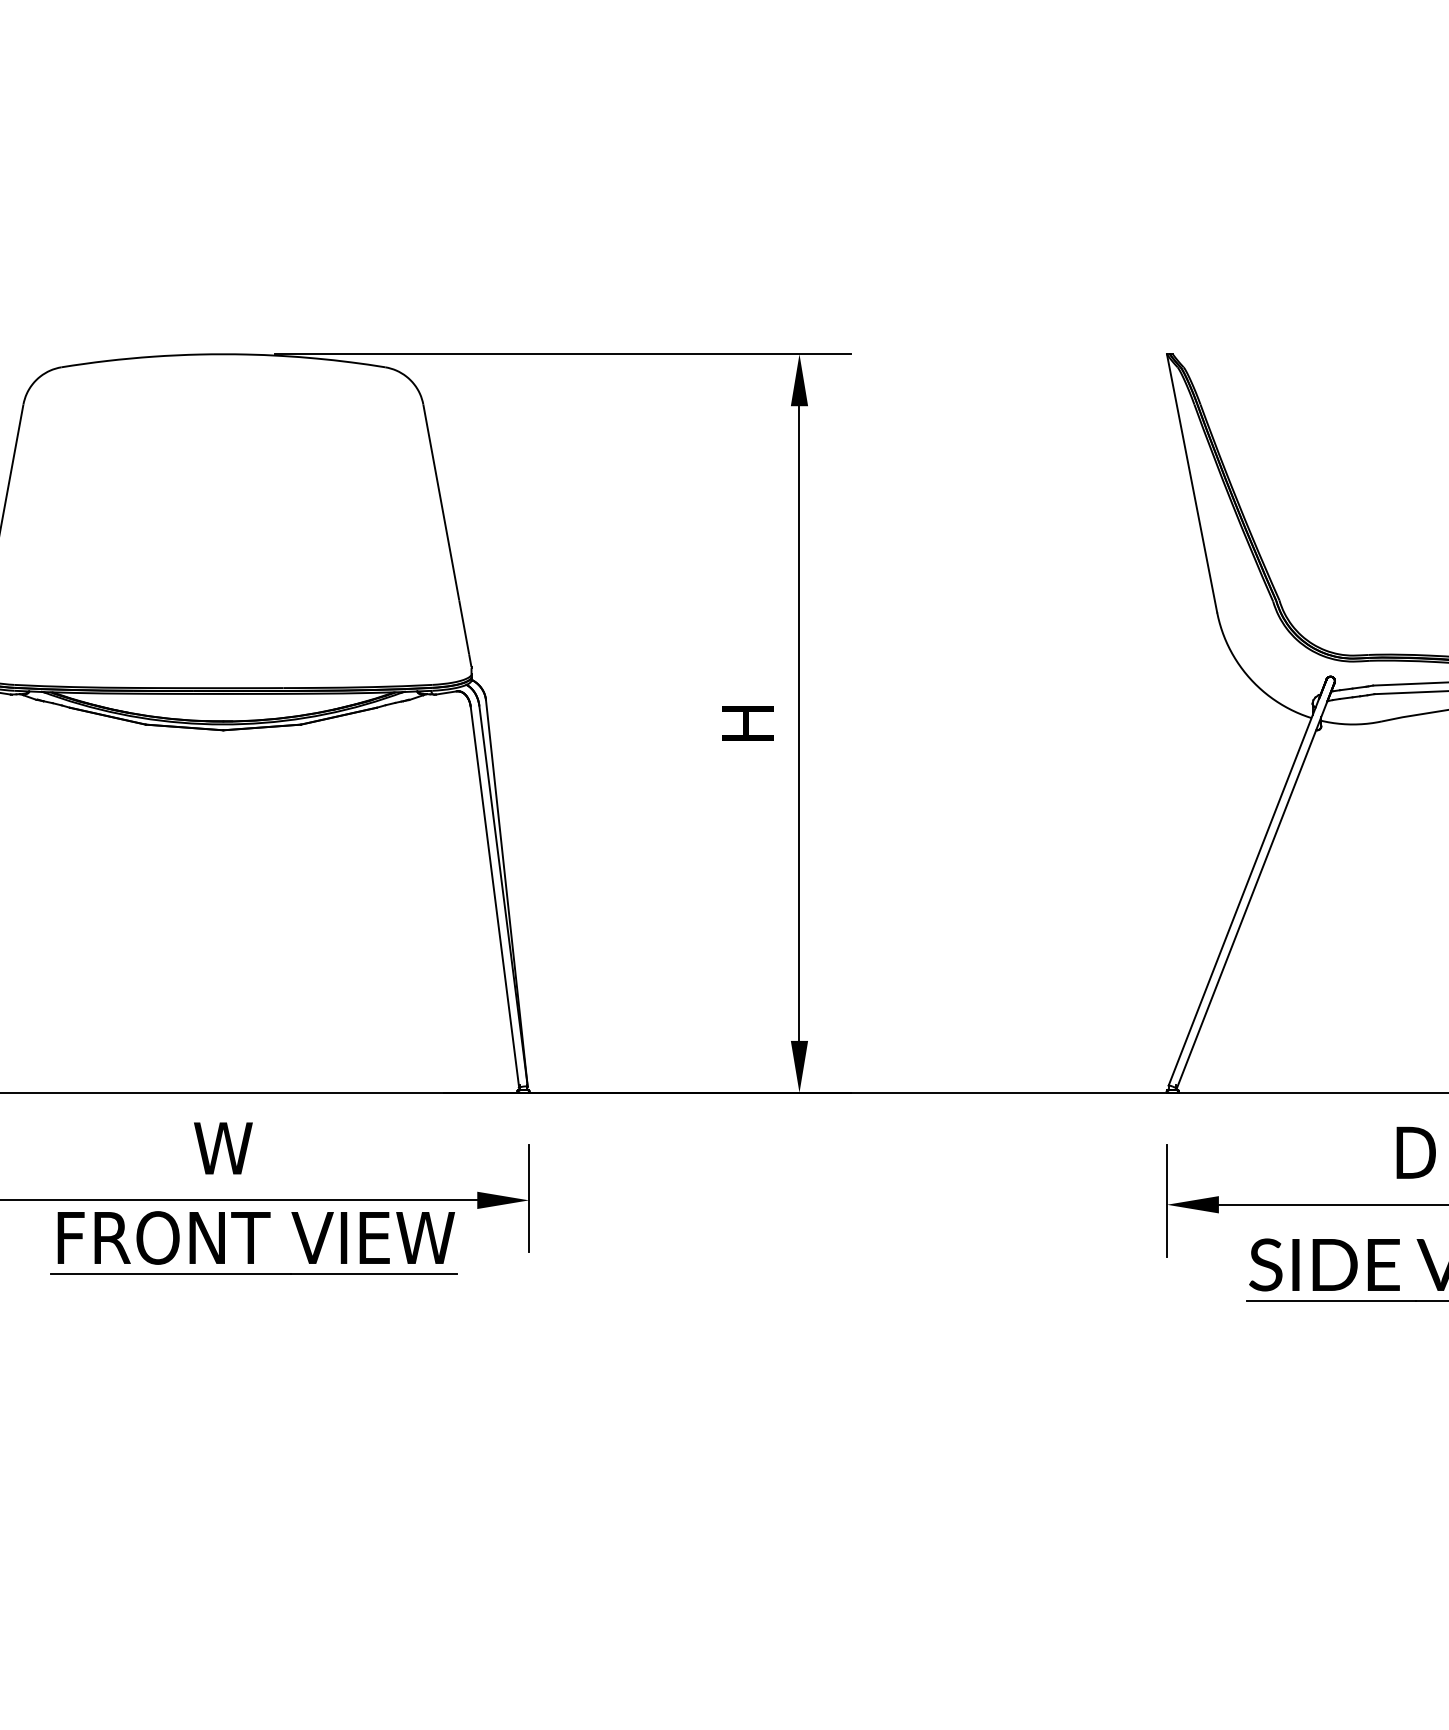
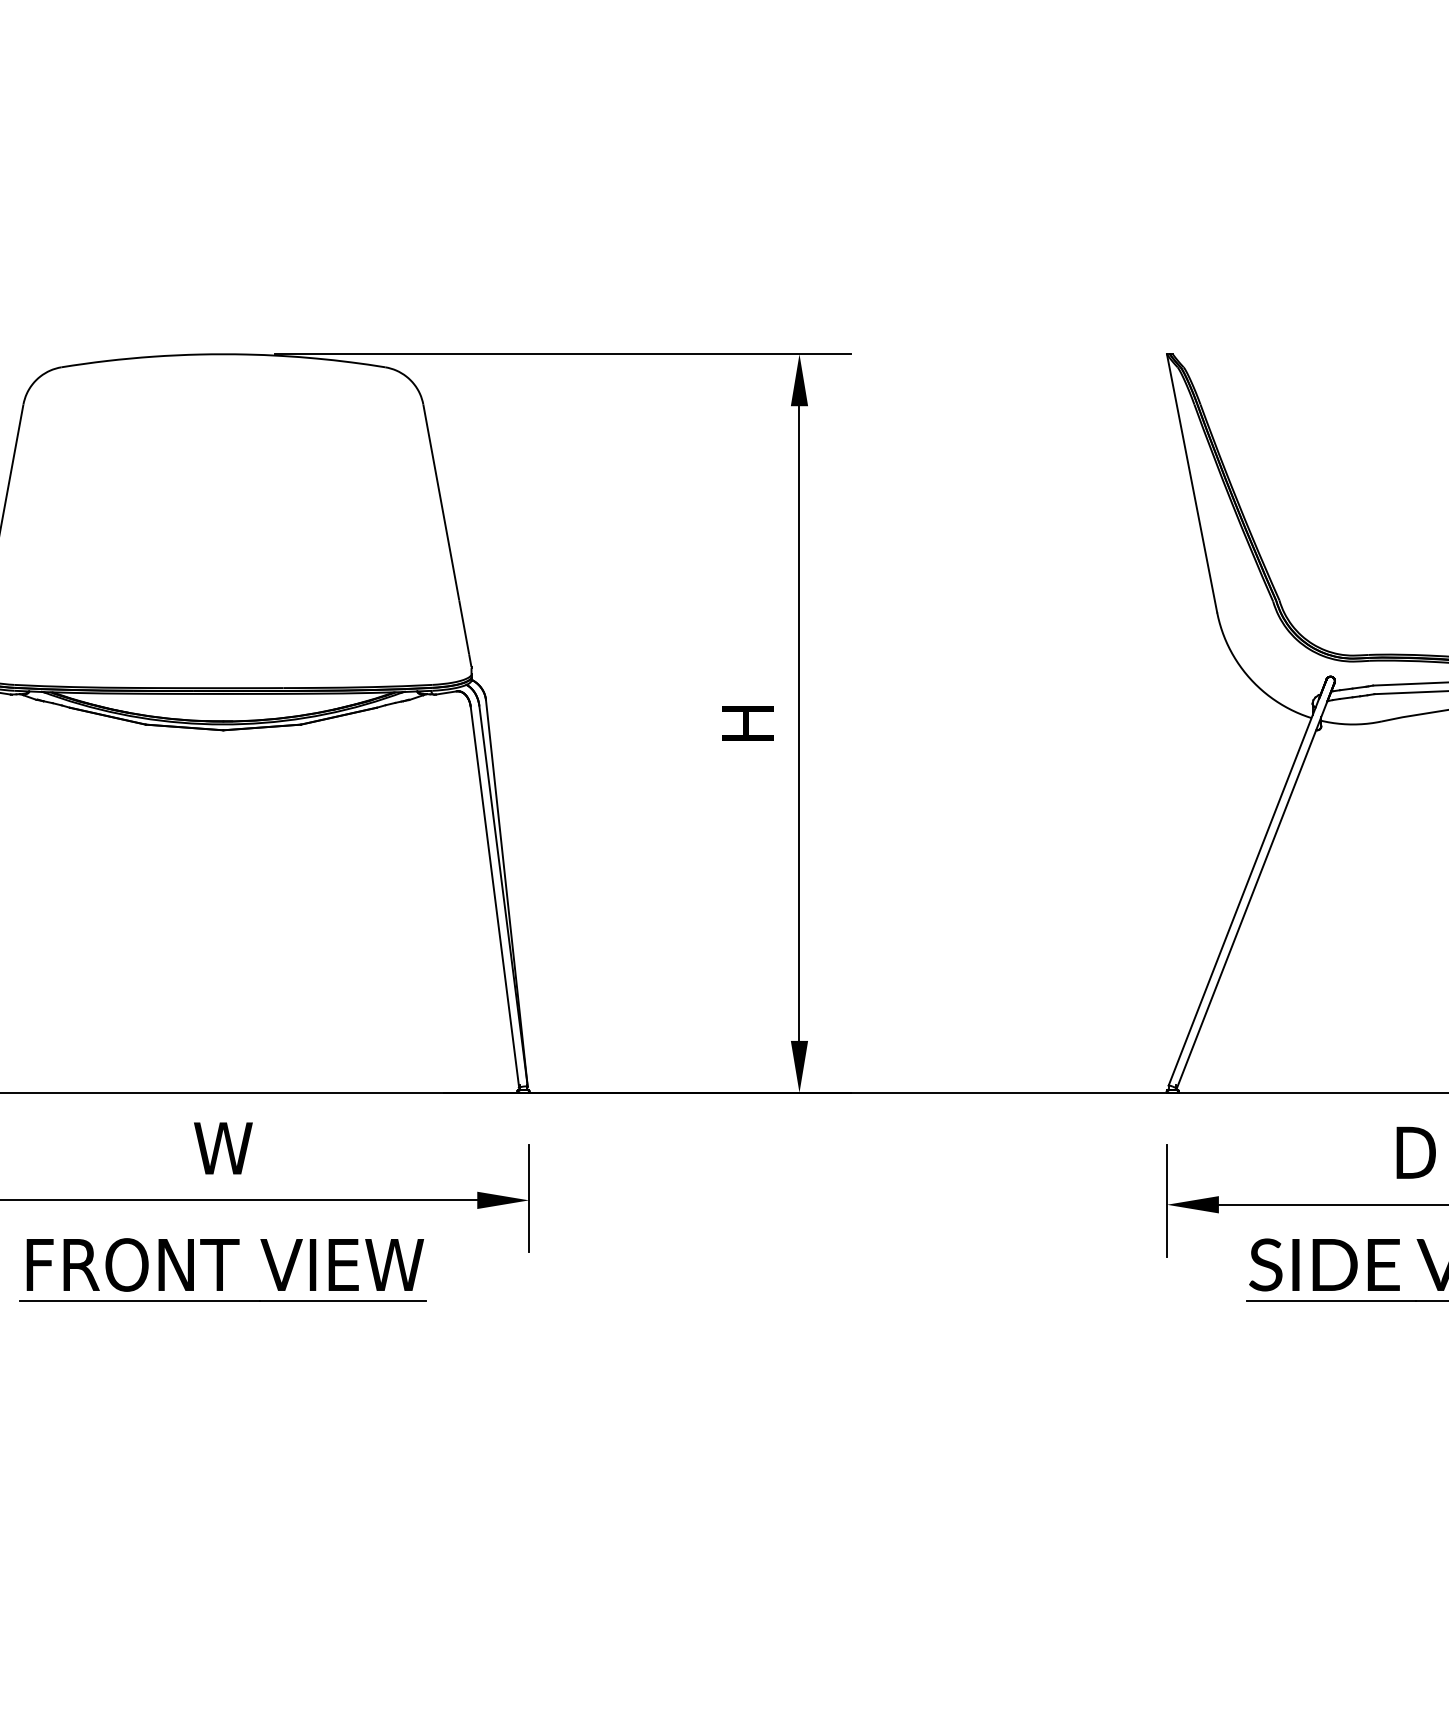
part position: (253, 1242) -> (222, 1269) (222, 1269)
